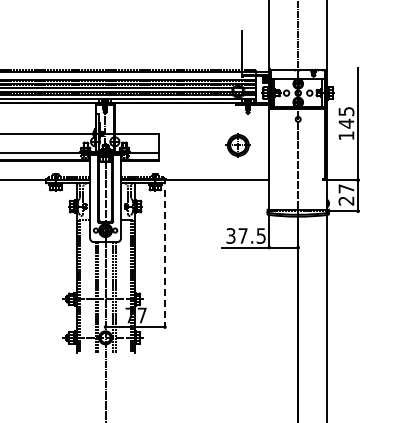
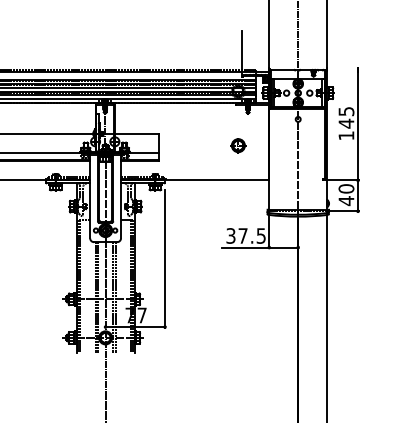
part size: 26x25 px -> 17x16 px (238, 145)
text: 27 -> 40 (346, 195)
line: dashed -> solid (165, 259)
